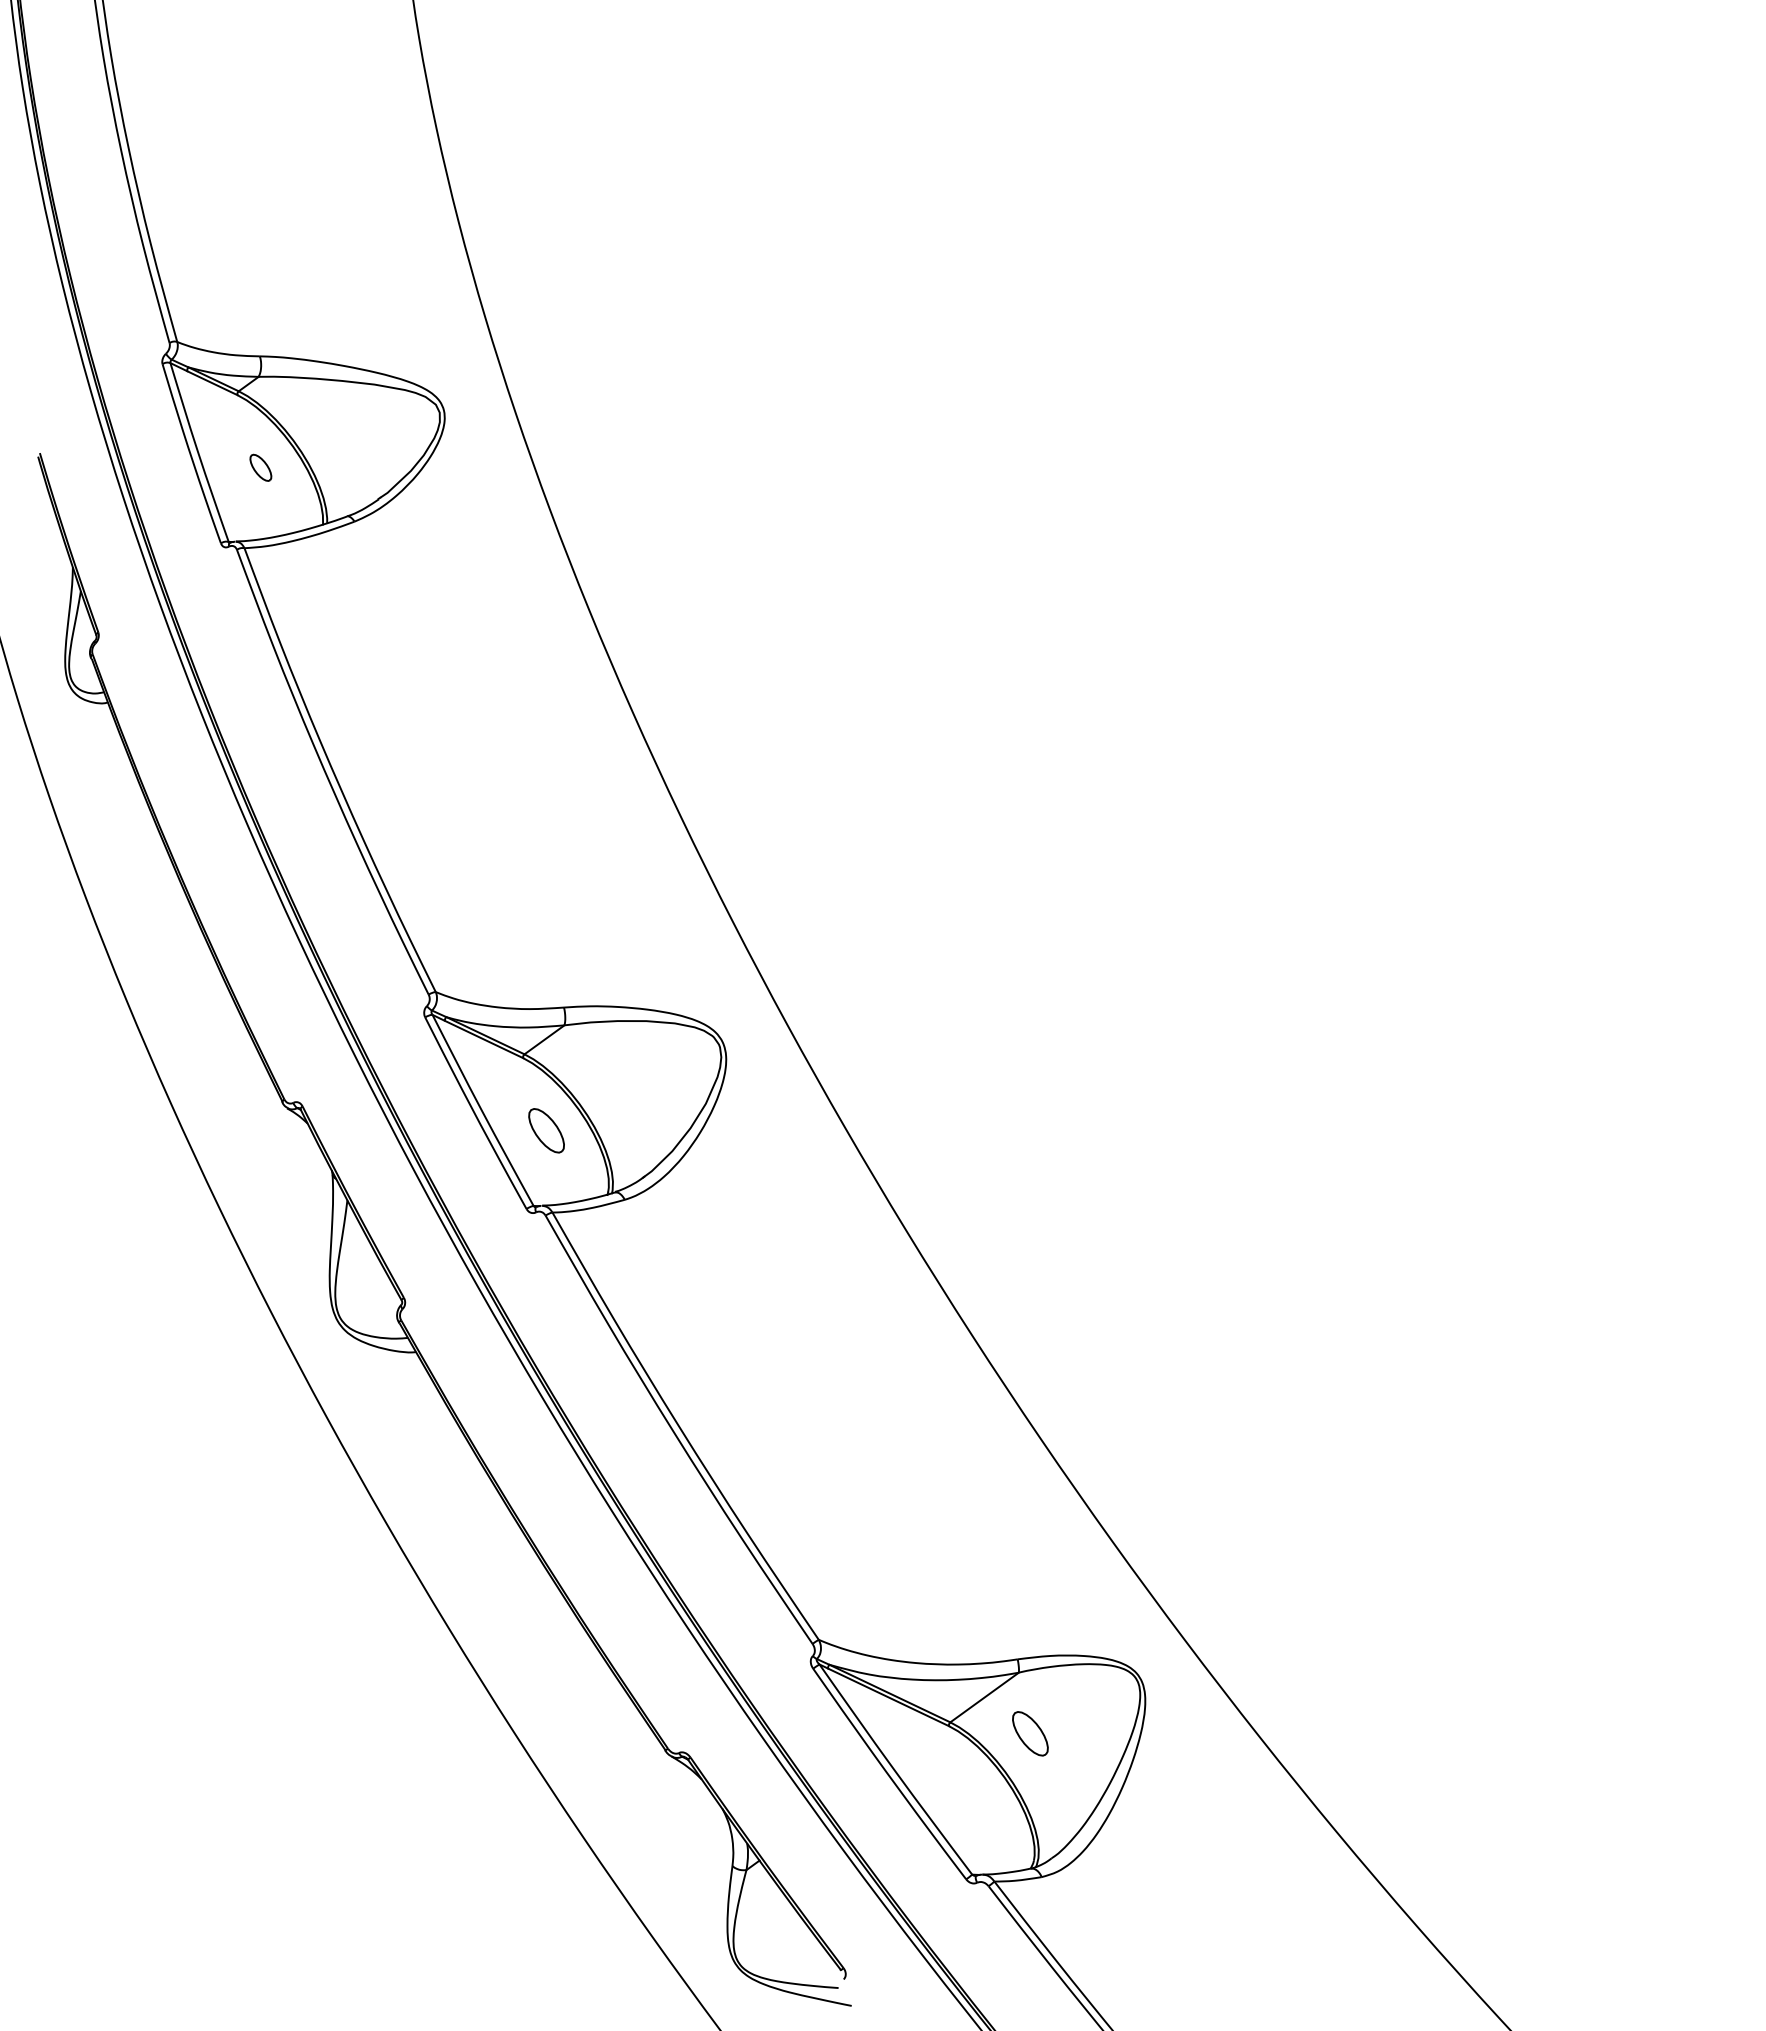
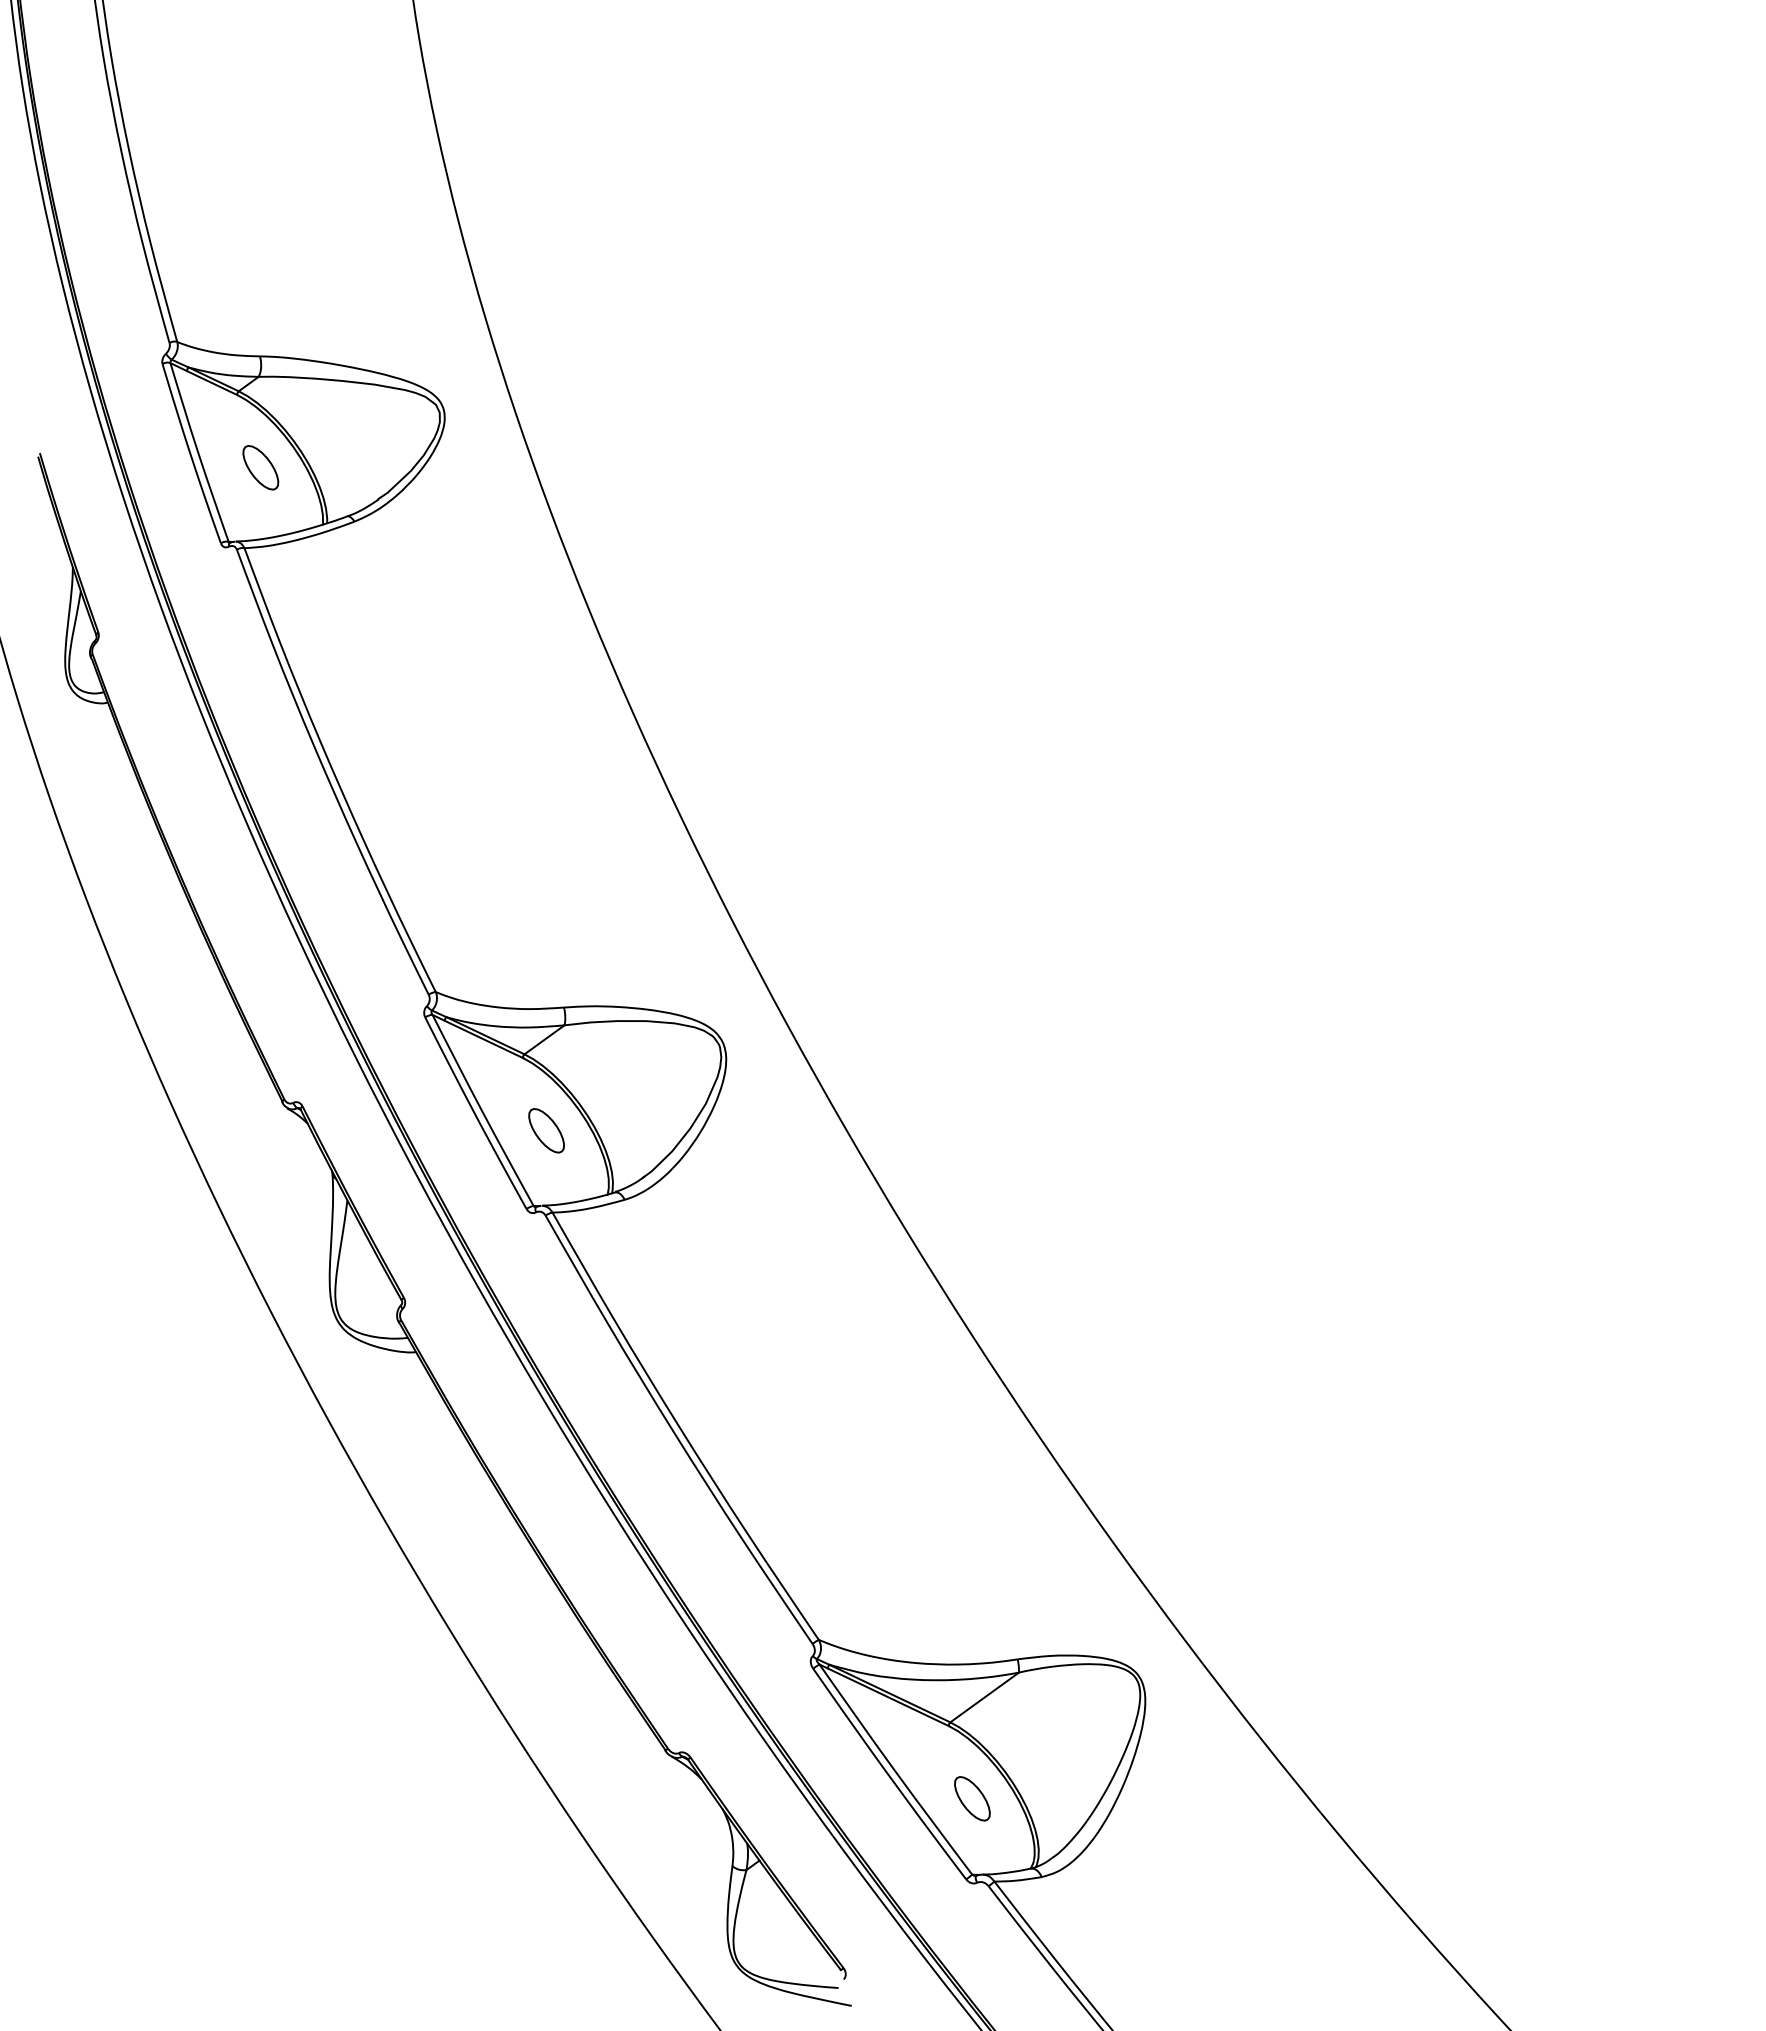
part size: 24x29 px -> 38x46 px (260, 467)
part position: (1030, 1733) -> (972, 1798) (972, 1798)
